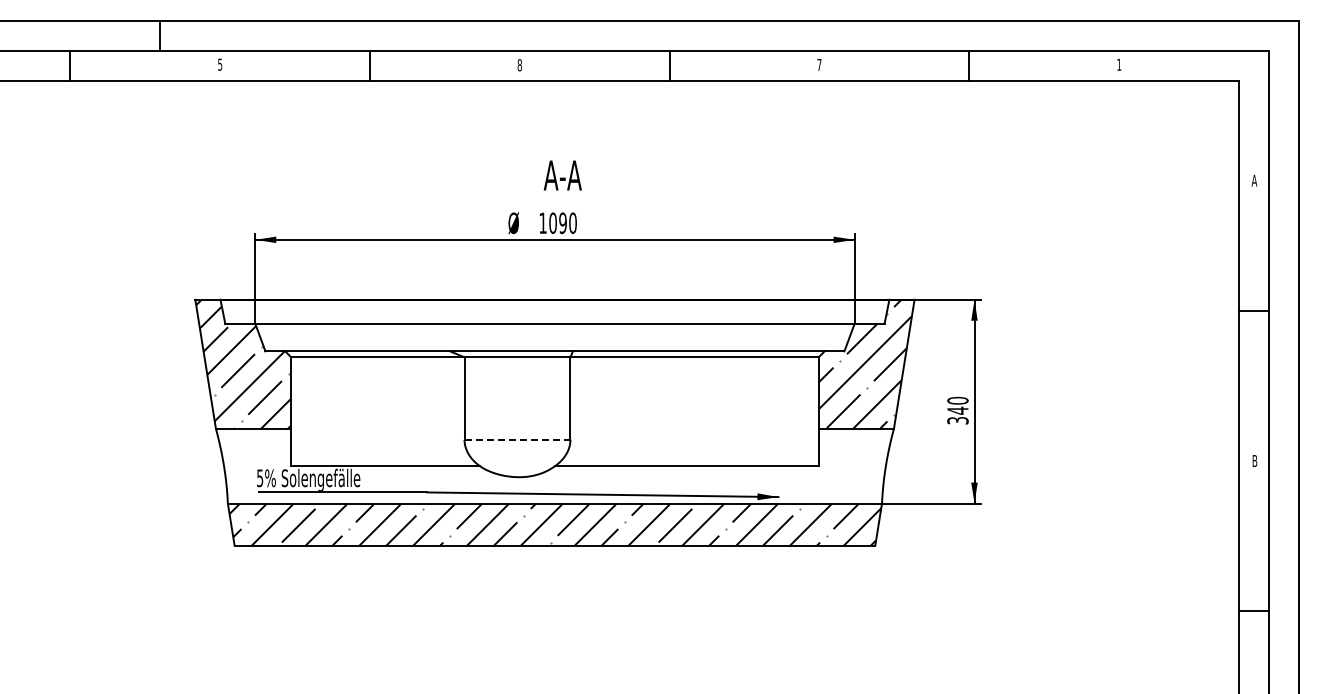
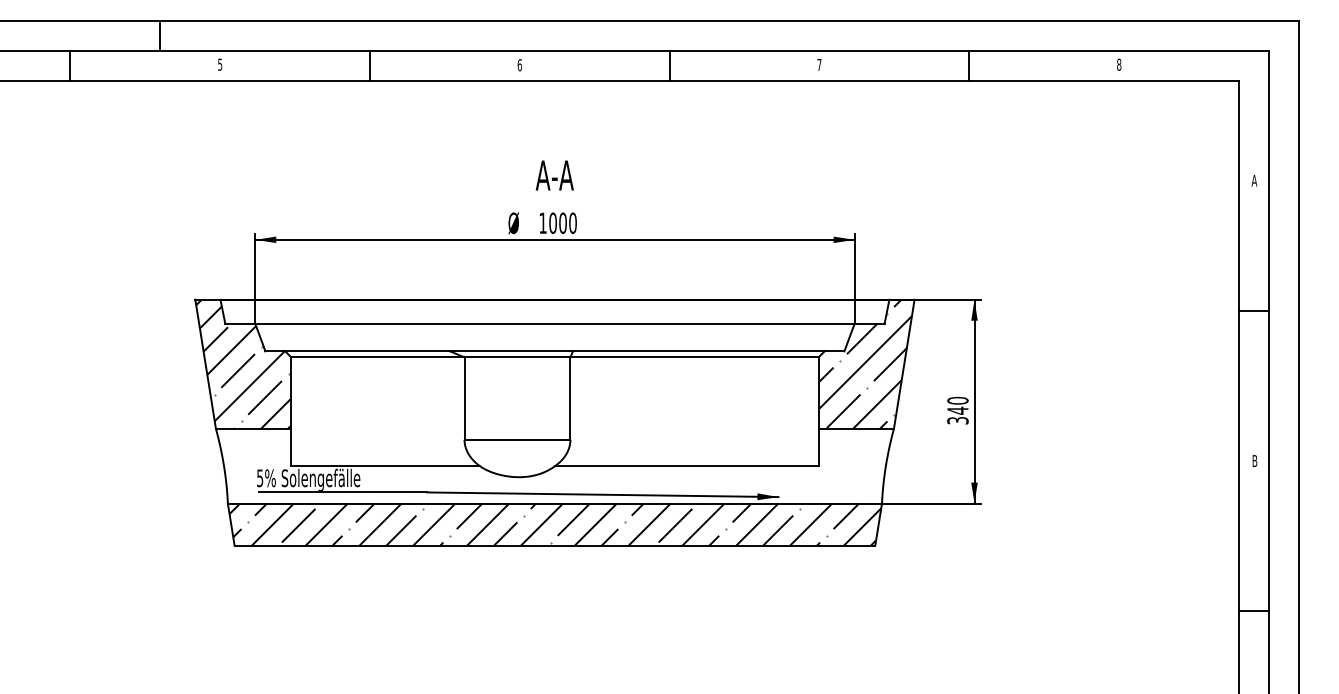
text: 8 -> 6 (519, 64)
text: 1 -> 8 (1119, 64)
text position: (562, 175) -> (554, 175) (554, 175)
text: 1090 -> 1000 (562, 222)
line: dashed -> solid (517, 439)
